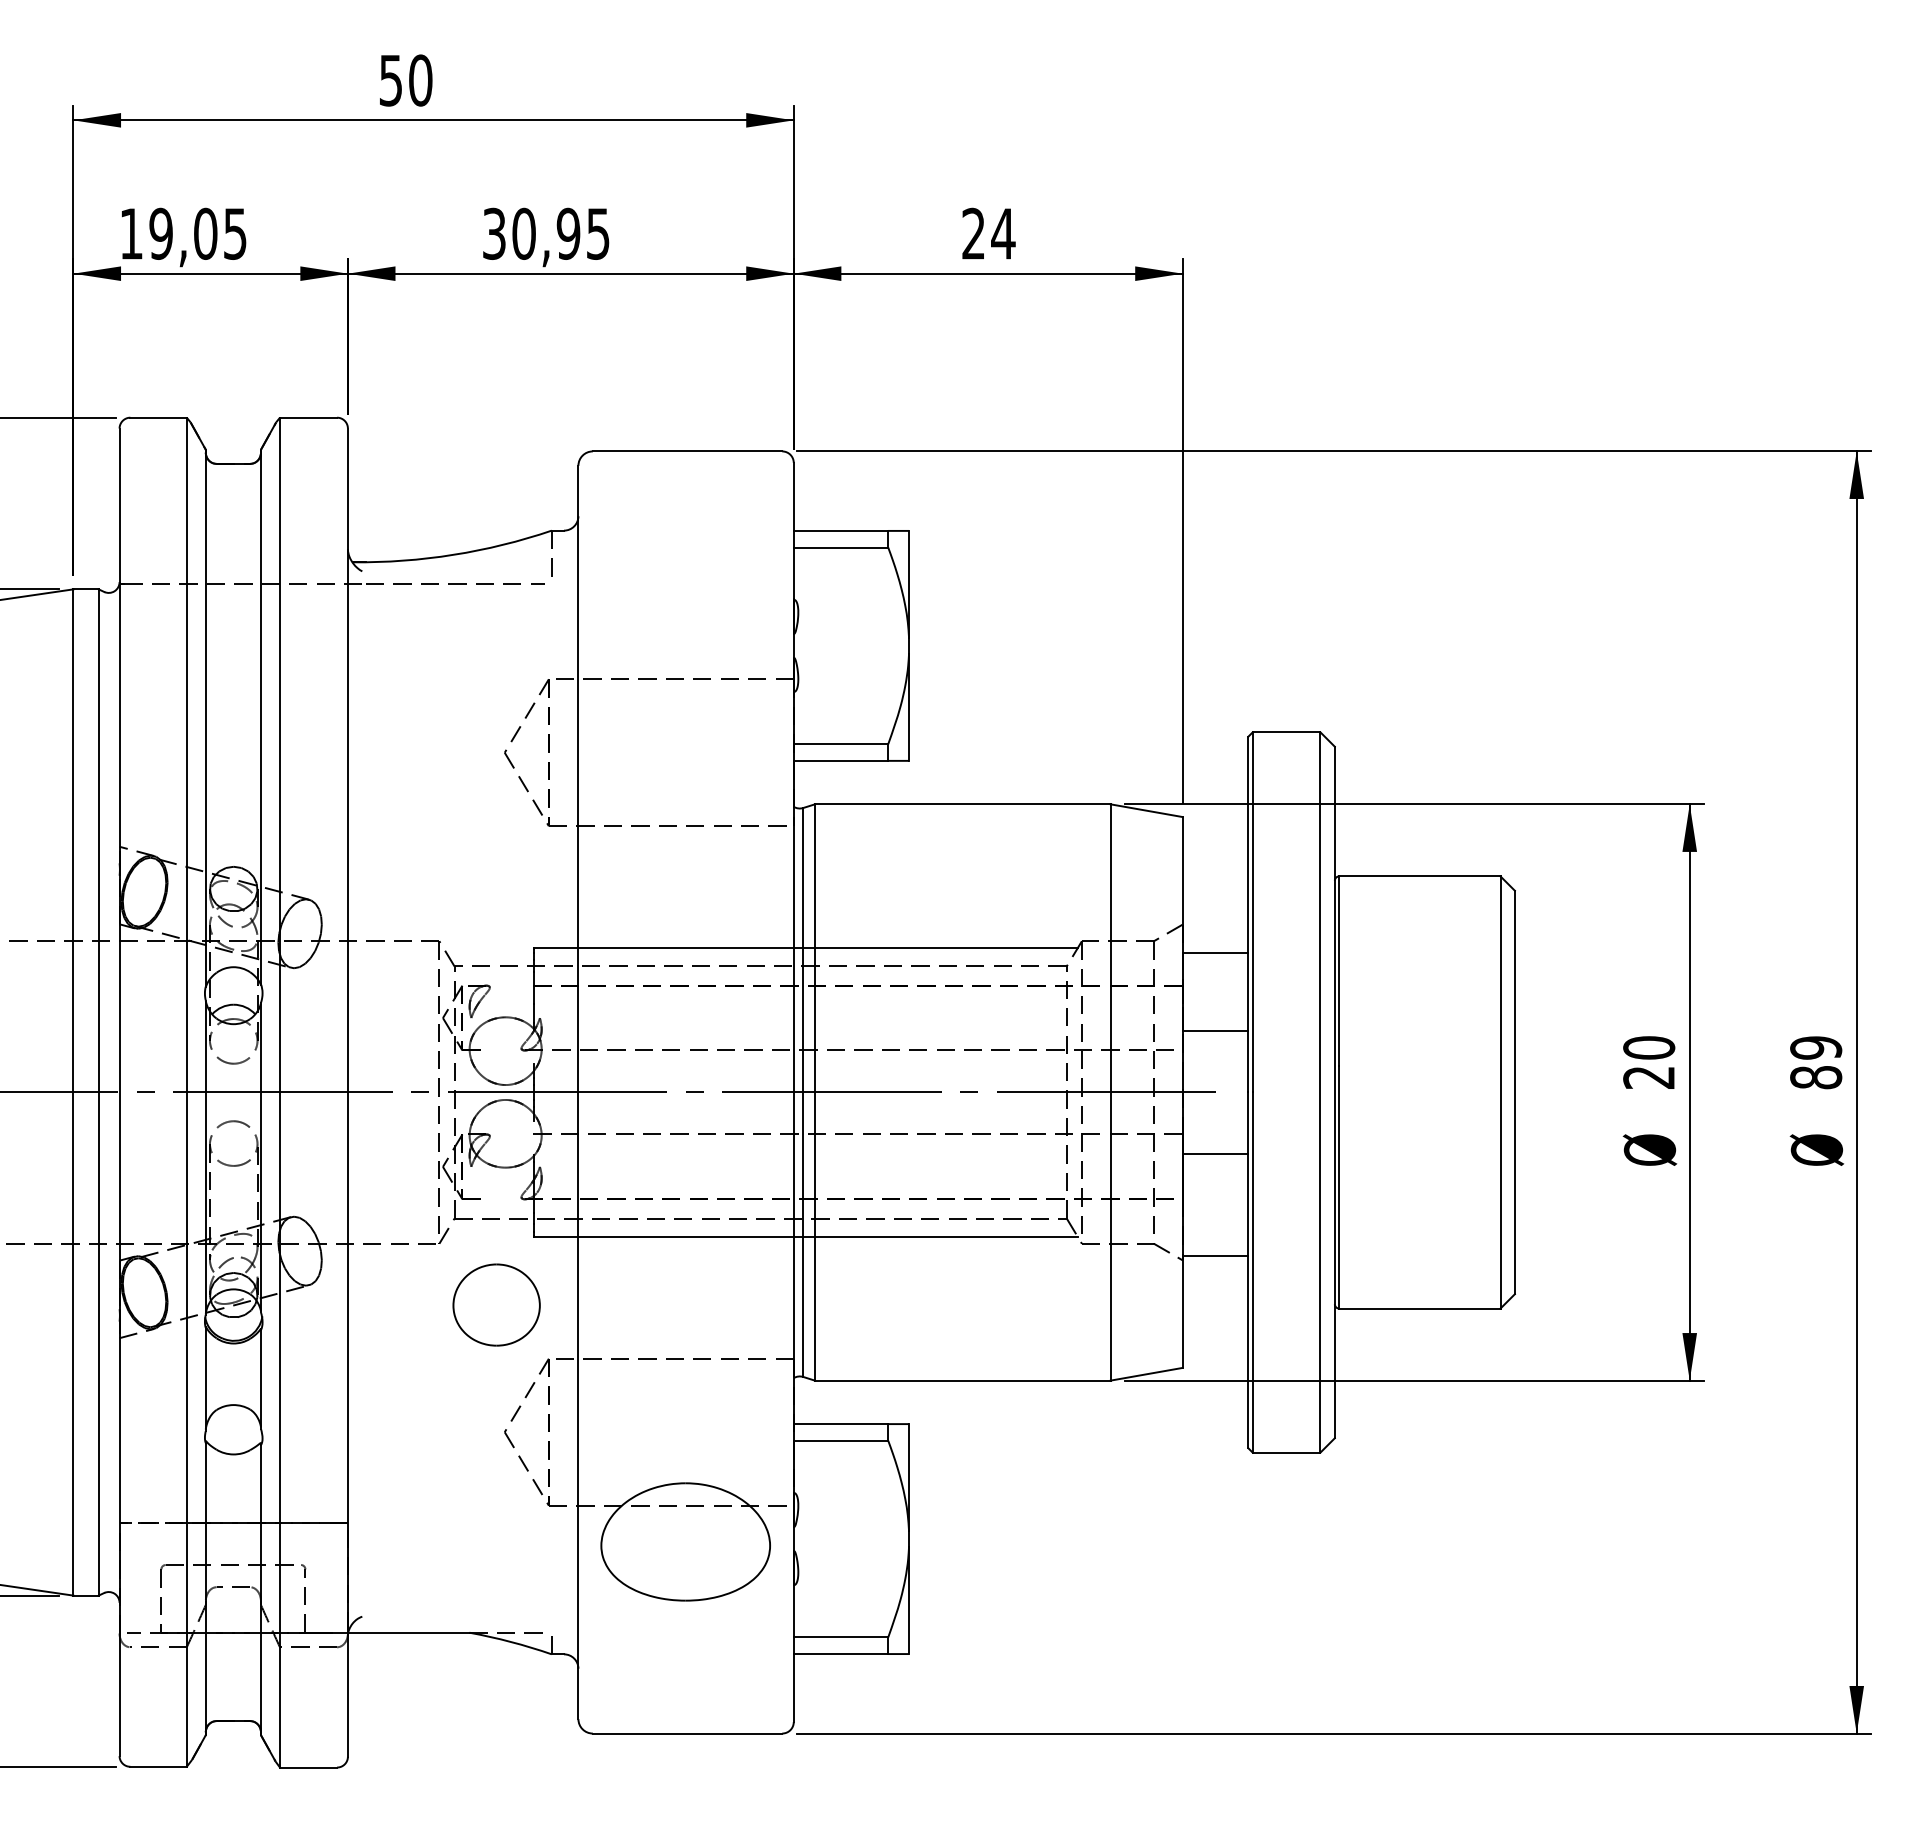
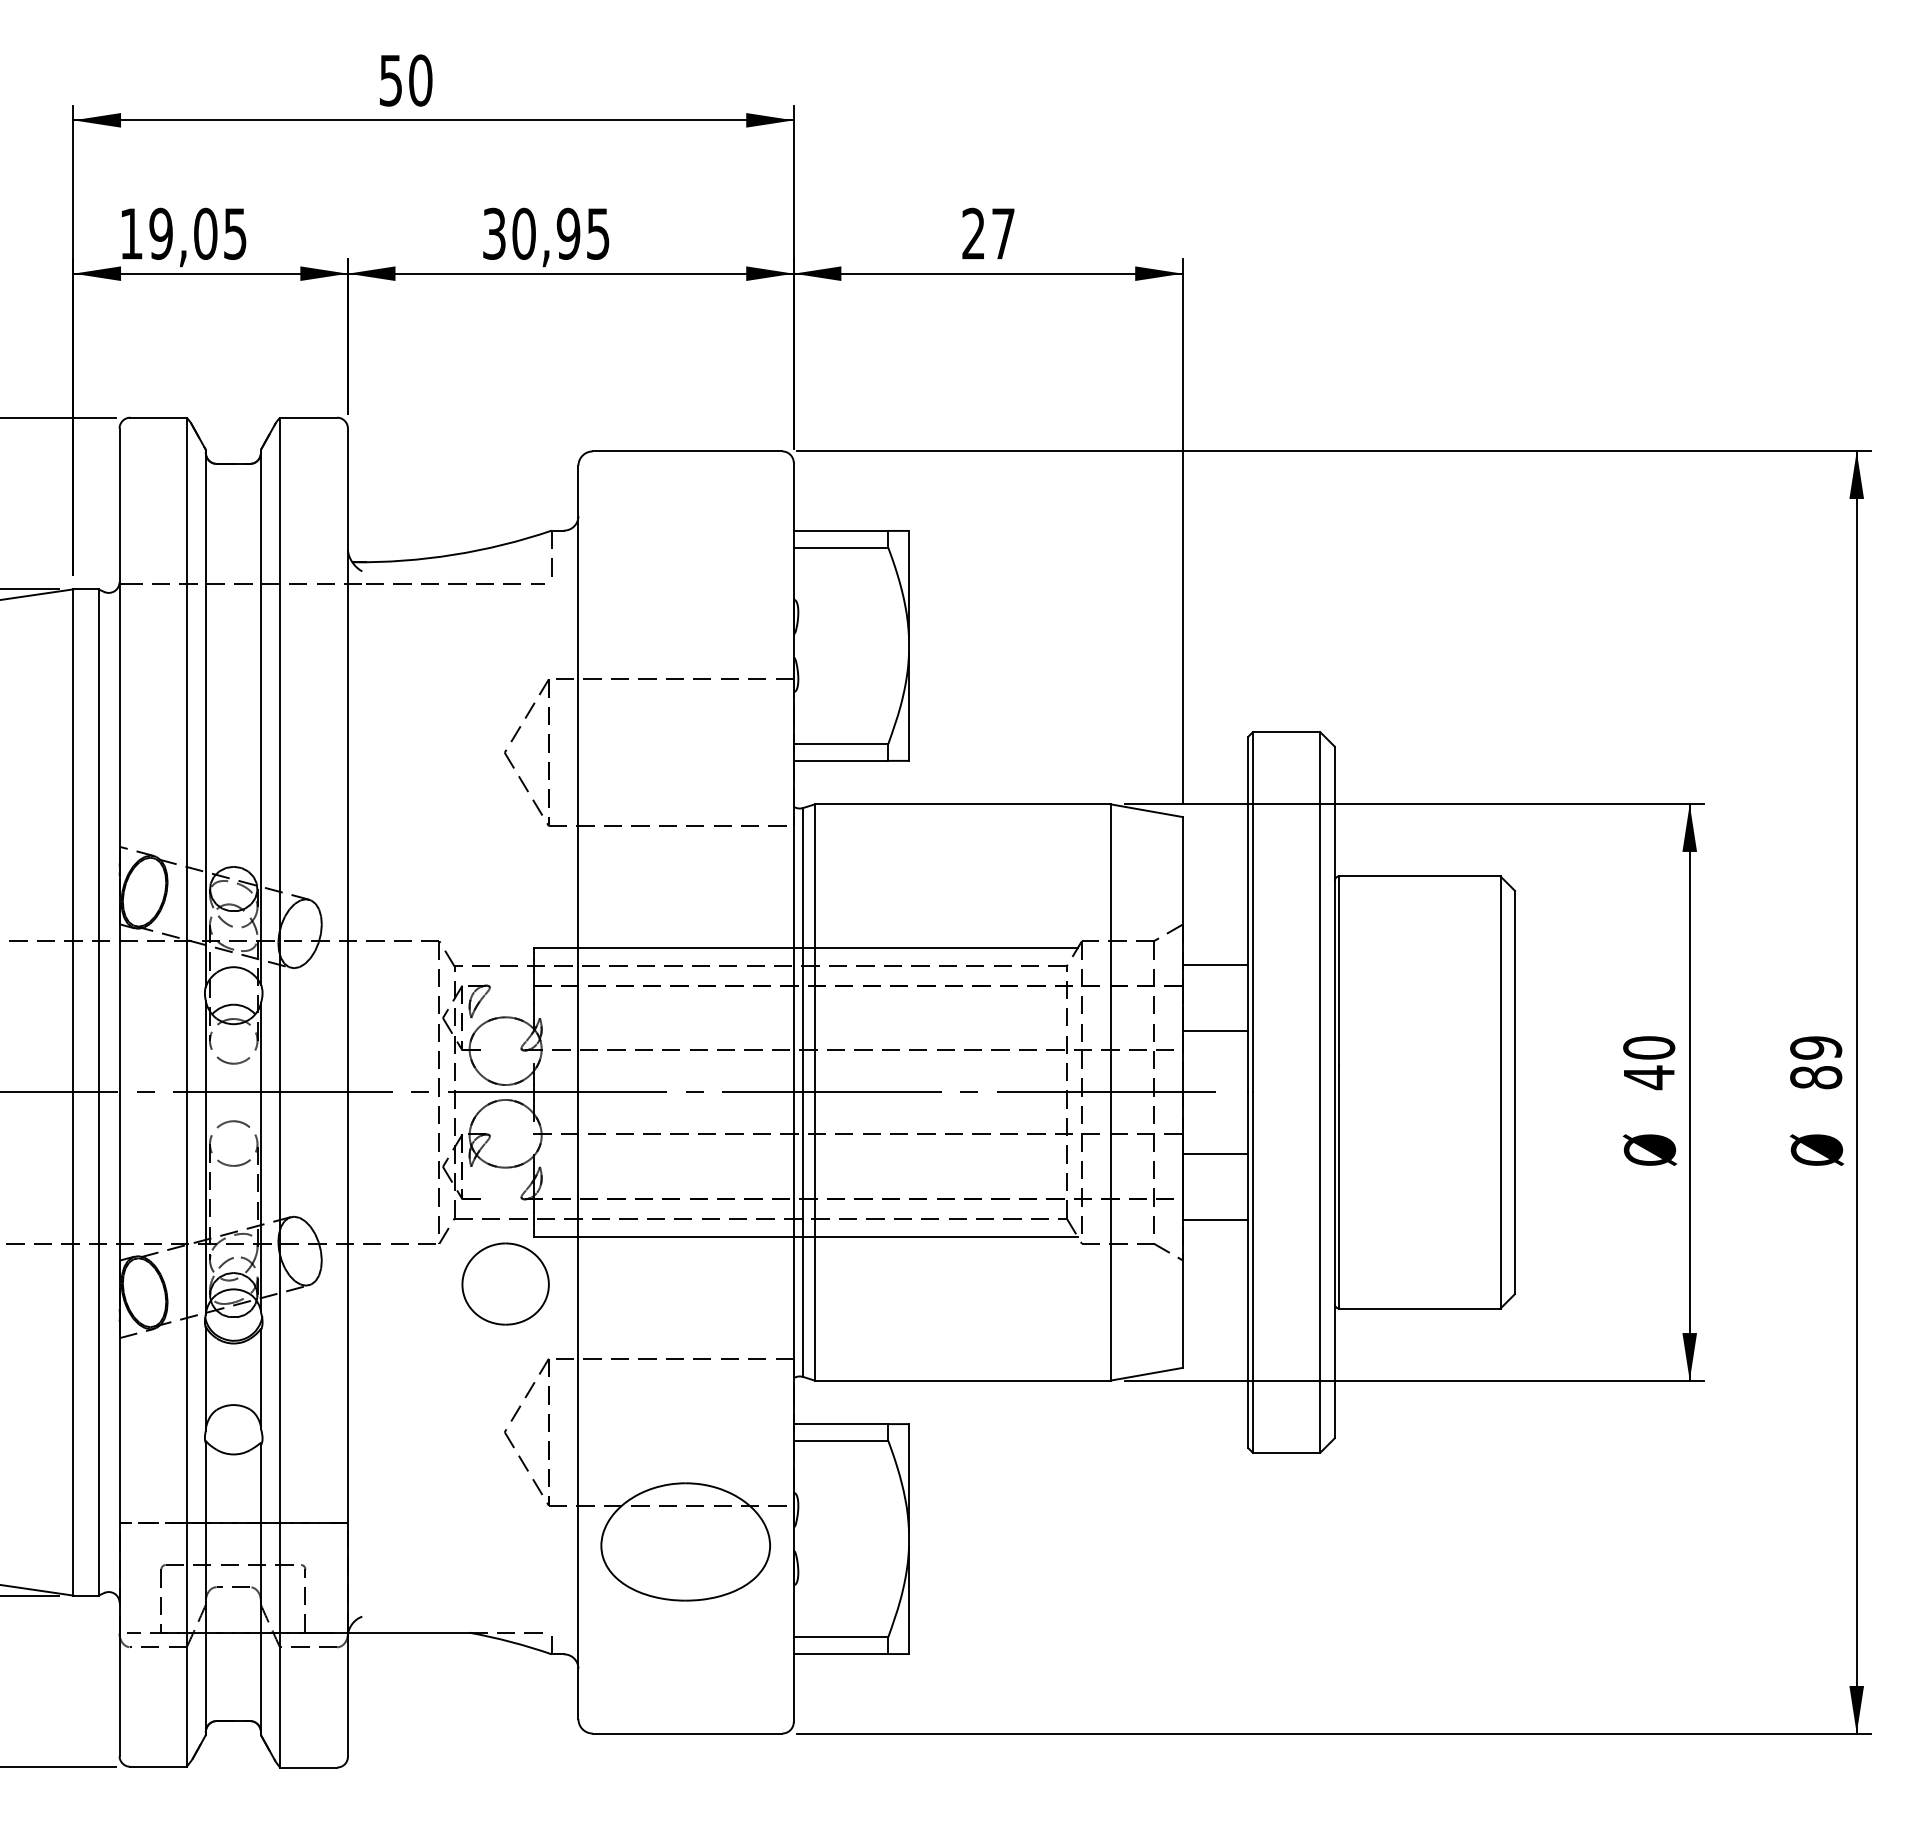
text: 24 -> 27 (1003, 233)
line position: (1215, 952) -> (1215, 964) (1215, 964)
text: 20 -> 40 (1648, 1077)
line position: (1215, 1256) -> (1215, 1220) (1215, 1220)
part position: (496, 1304) -> (505, 1283) (505, 1283)
